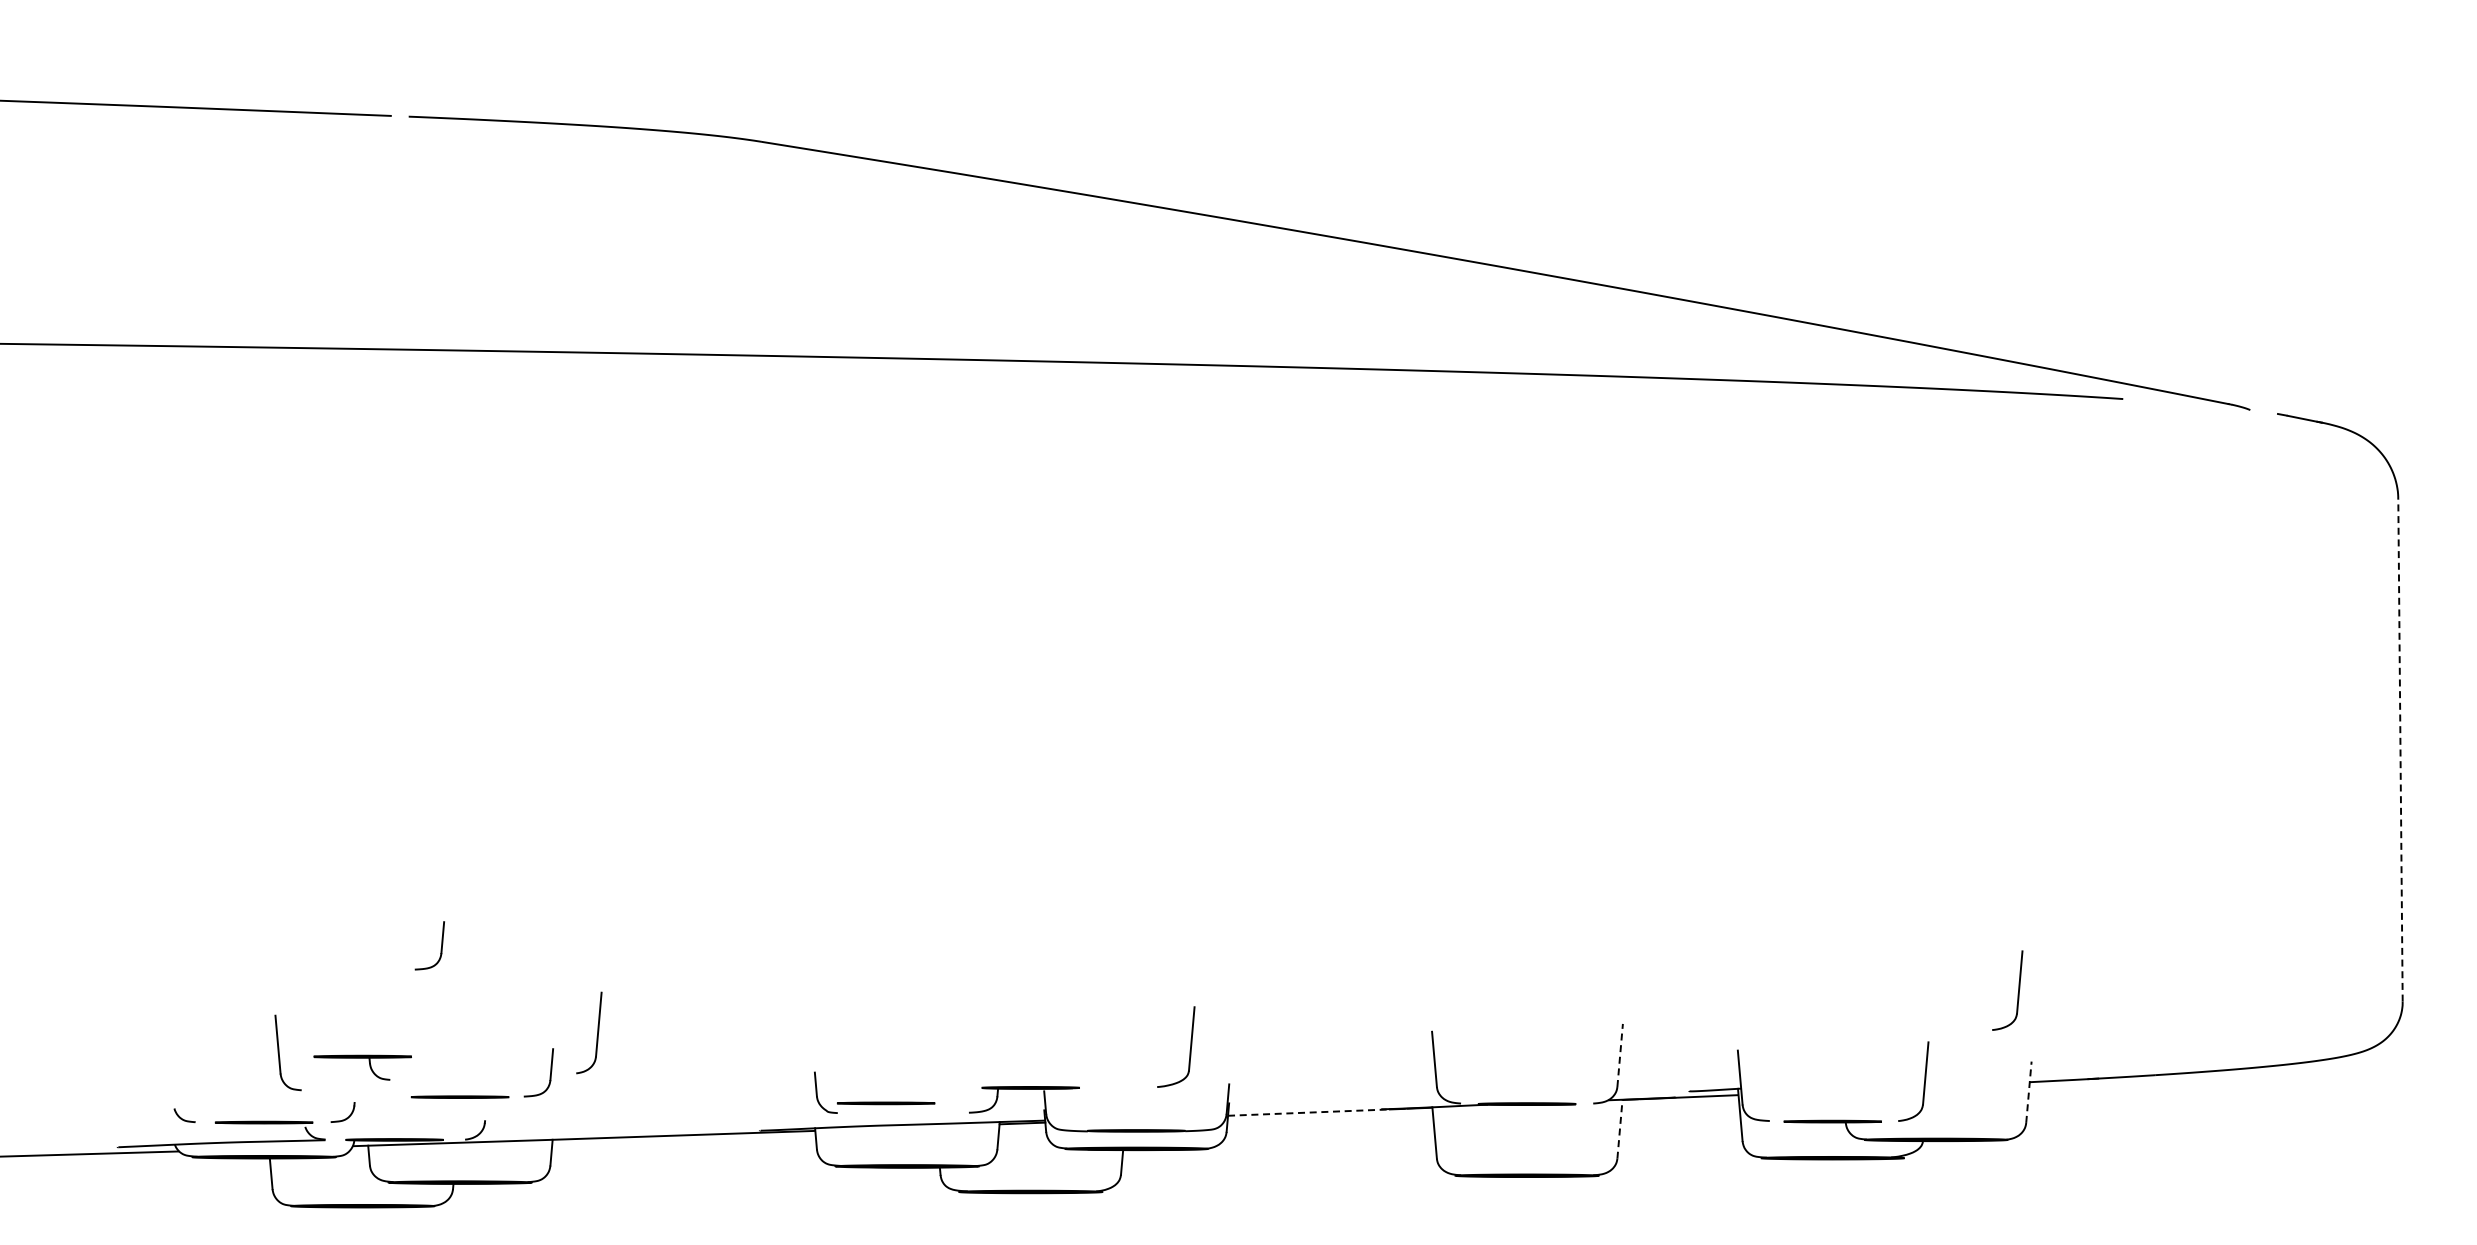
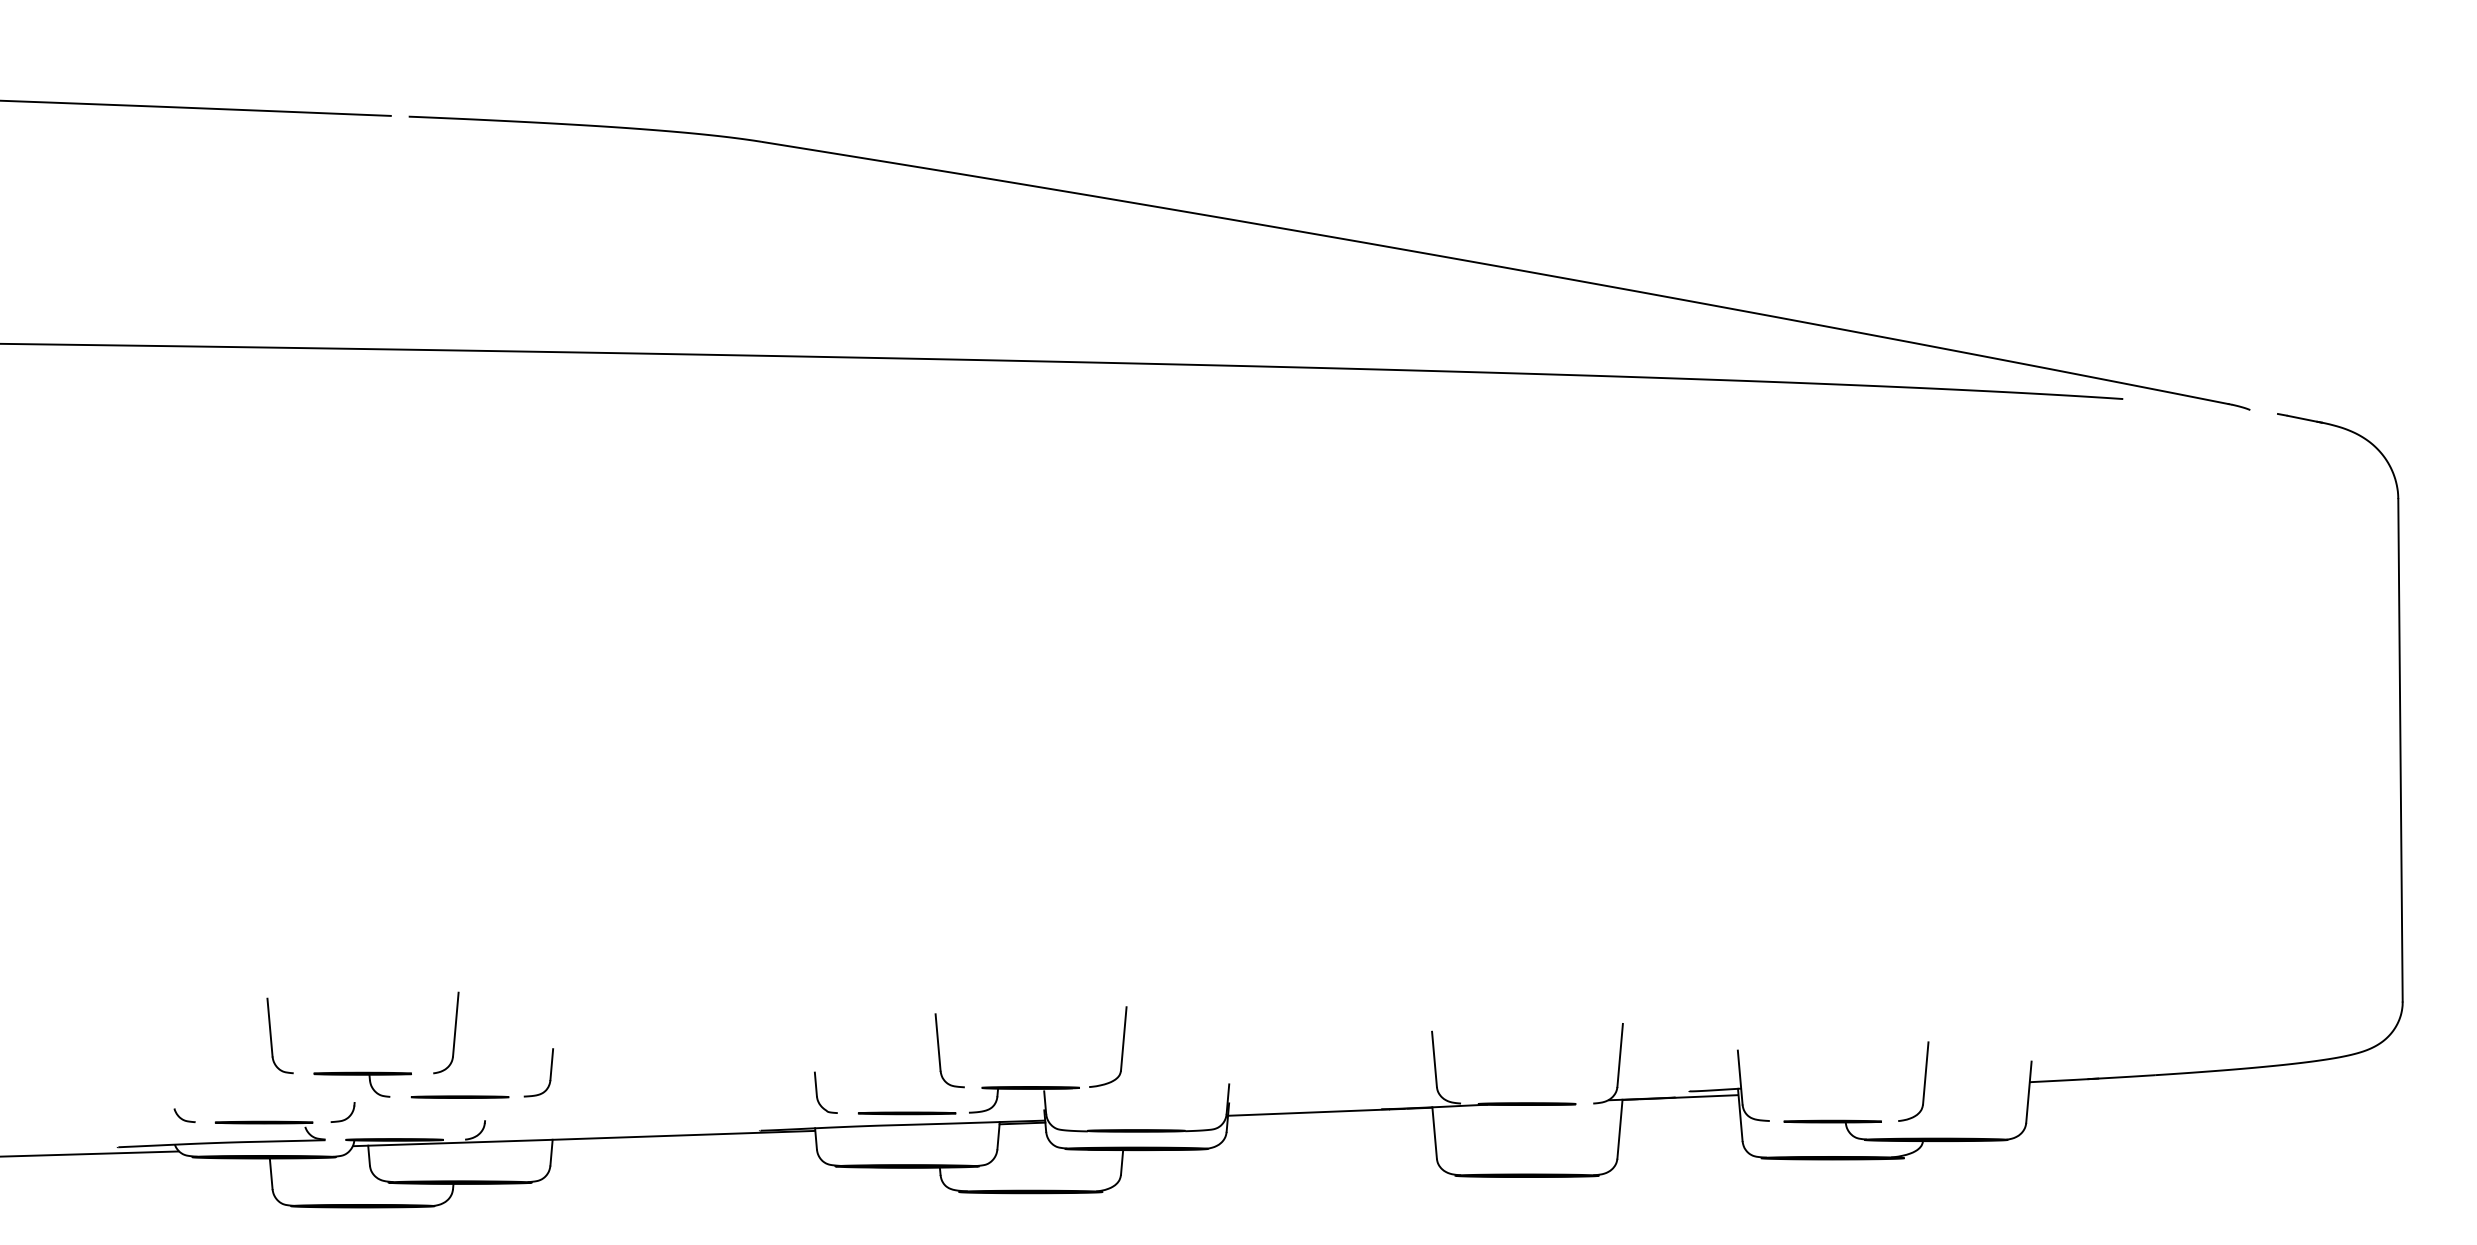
line: dashed -> solid (2400, 749)
part: present -> none (440, 948)
part: present -> none (2017, 993)
part position: (597, 1032) -> (454, 1032) (454, 1032)
part: none -> present (939, 1050)
part position: (1189, 1050) -> (1121, 1050) (1121, 1050)
part position: (279, 1052) -> (271, 1035) (271, 1035)
line: dashed -> solid (1620, 1055)
part position: (369, 1067) -> (369, 1084) (369, 1084)
line: dashed -> solid (2028, 1092)
line position: (885, 1103) -> (906, 1113) (906, 1113)
line: dashed -> solid (1308, 1112)
line: dashed -> solid (1619, 1129)
